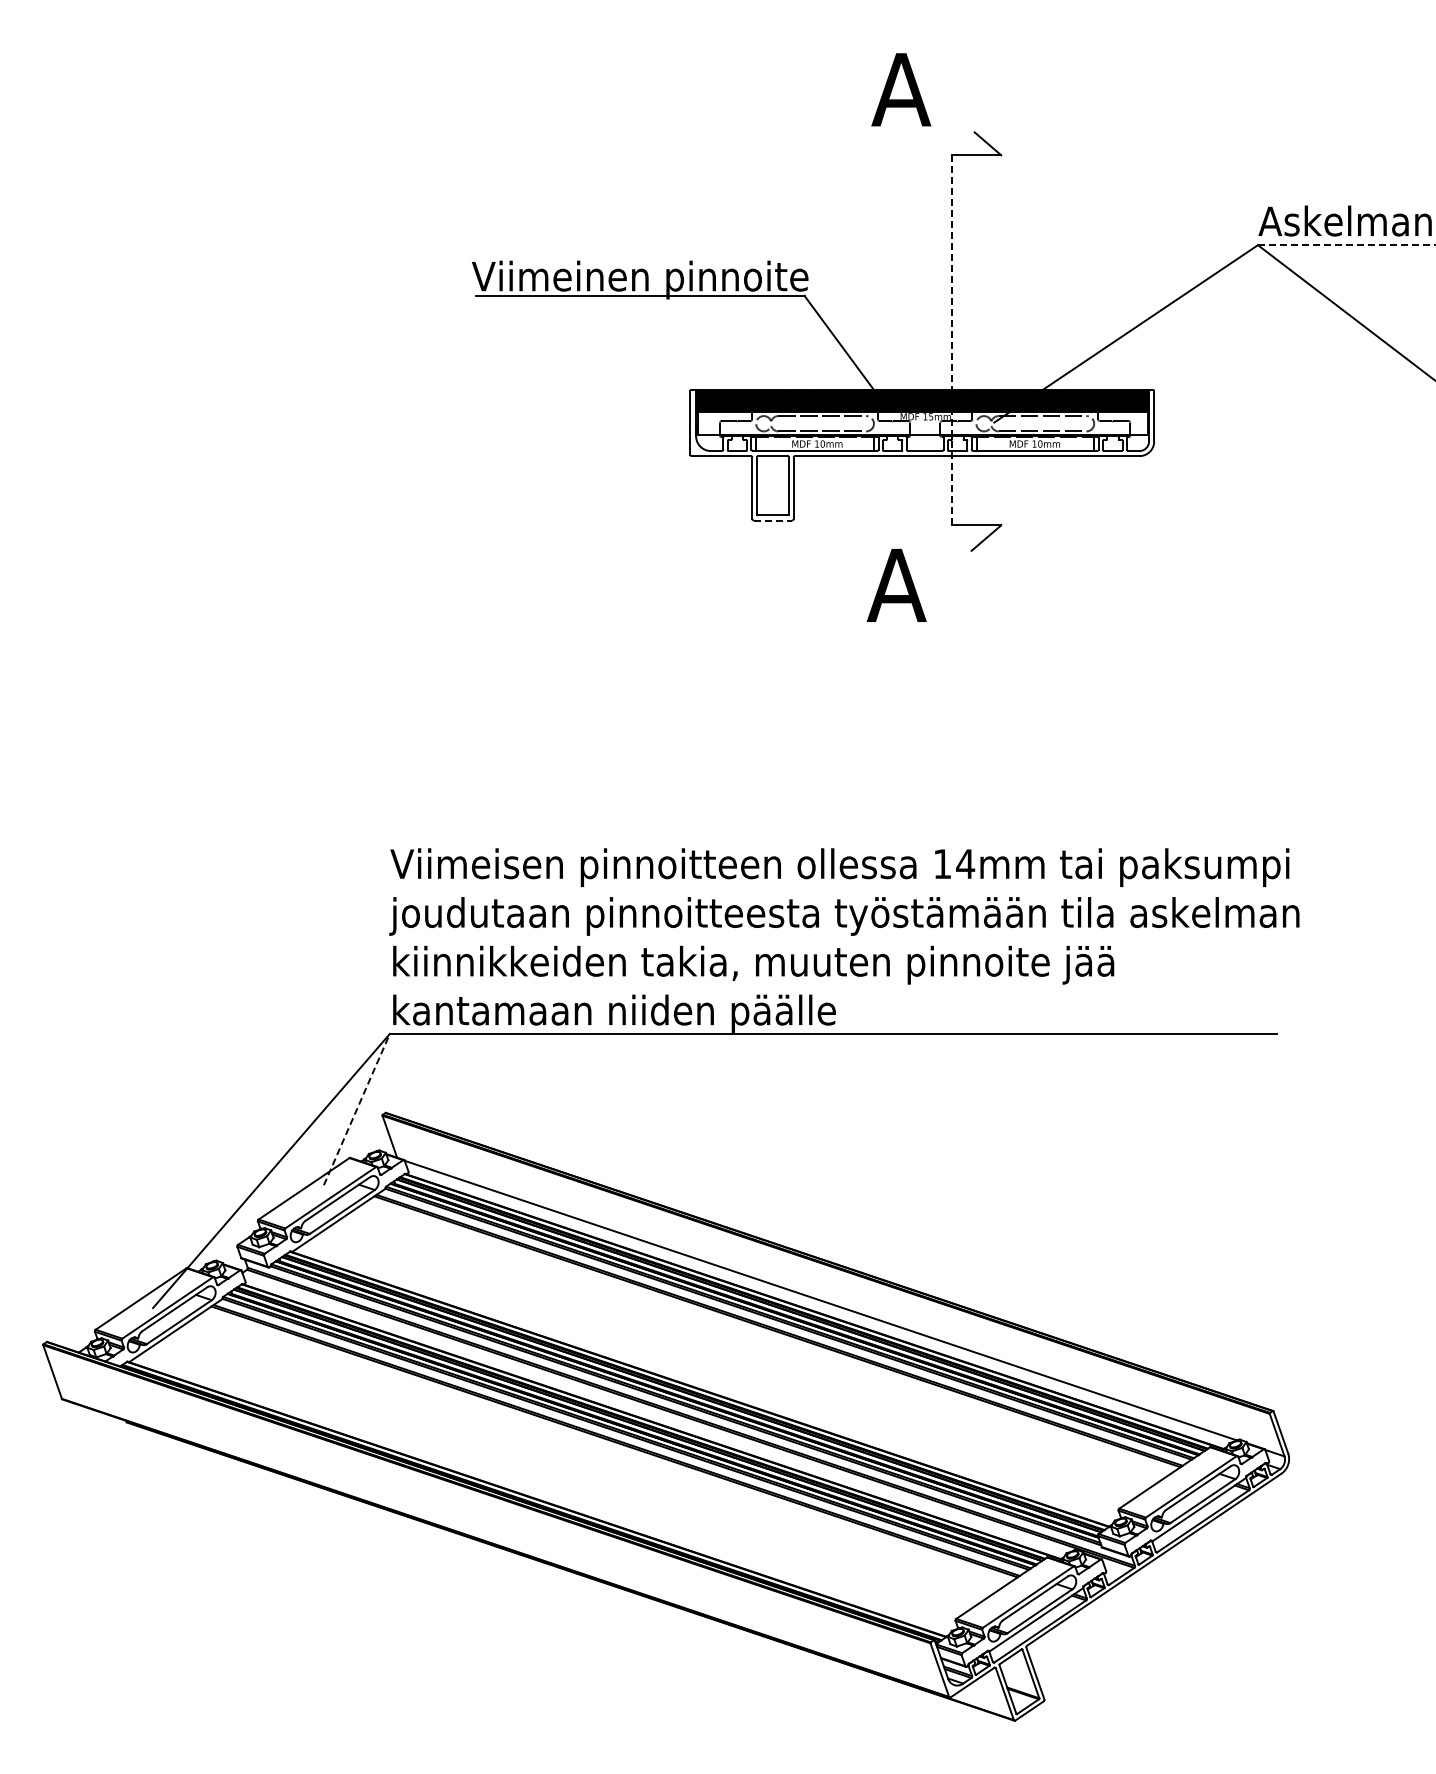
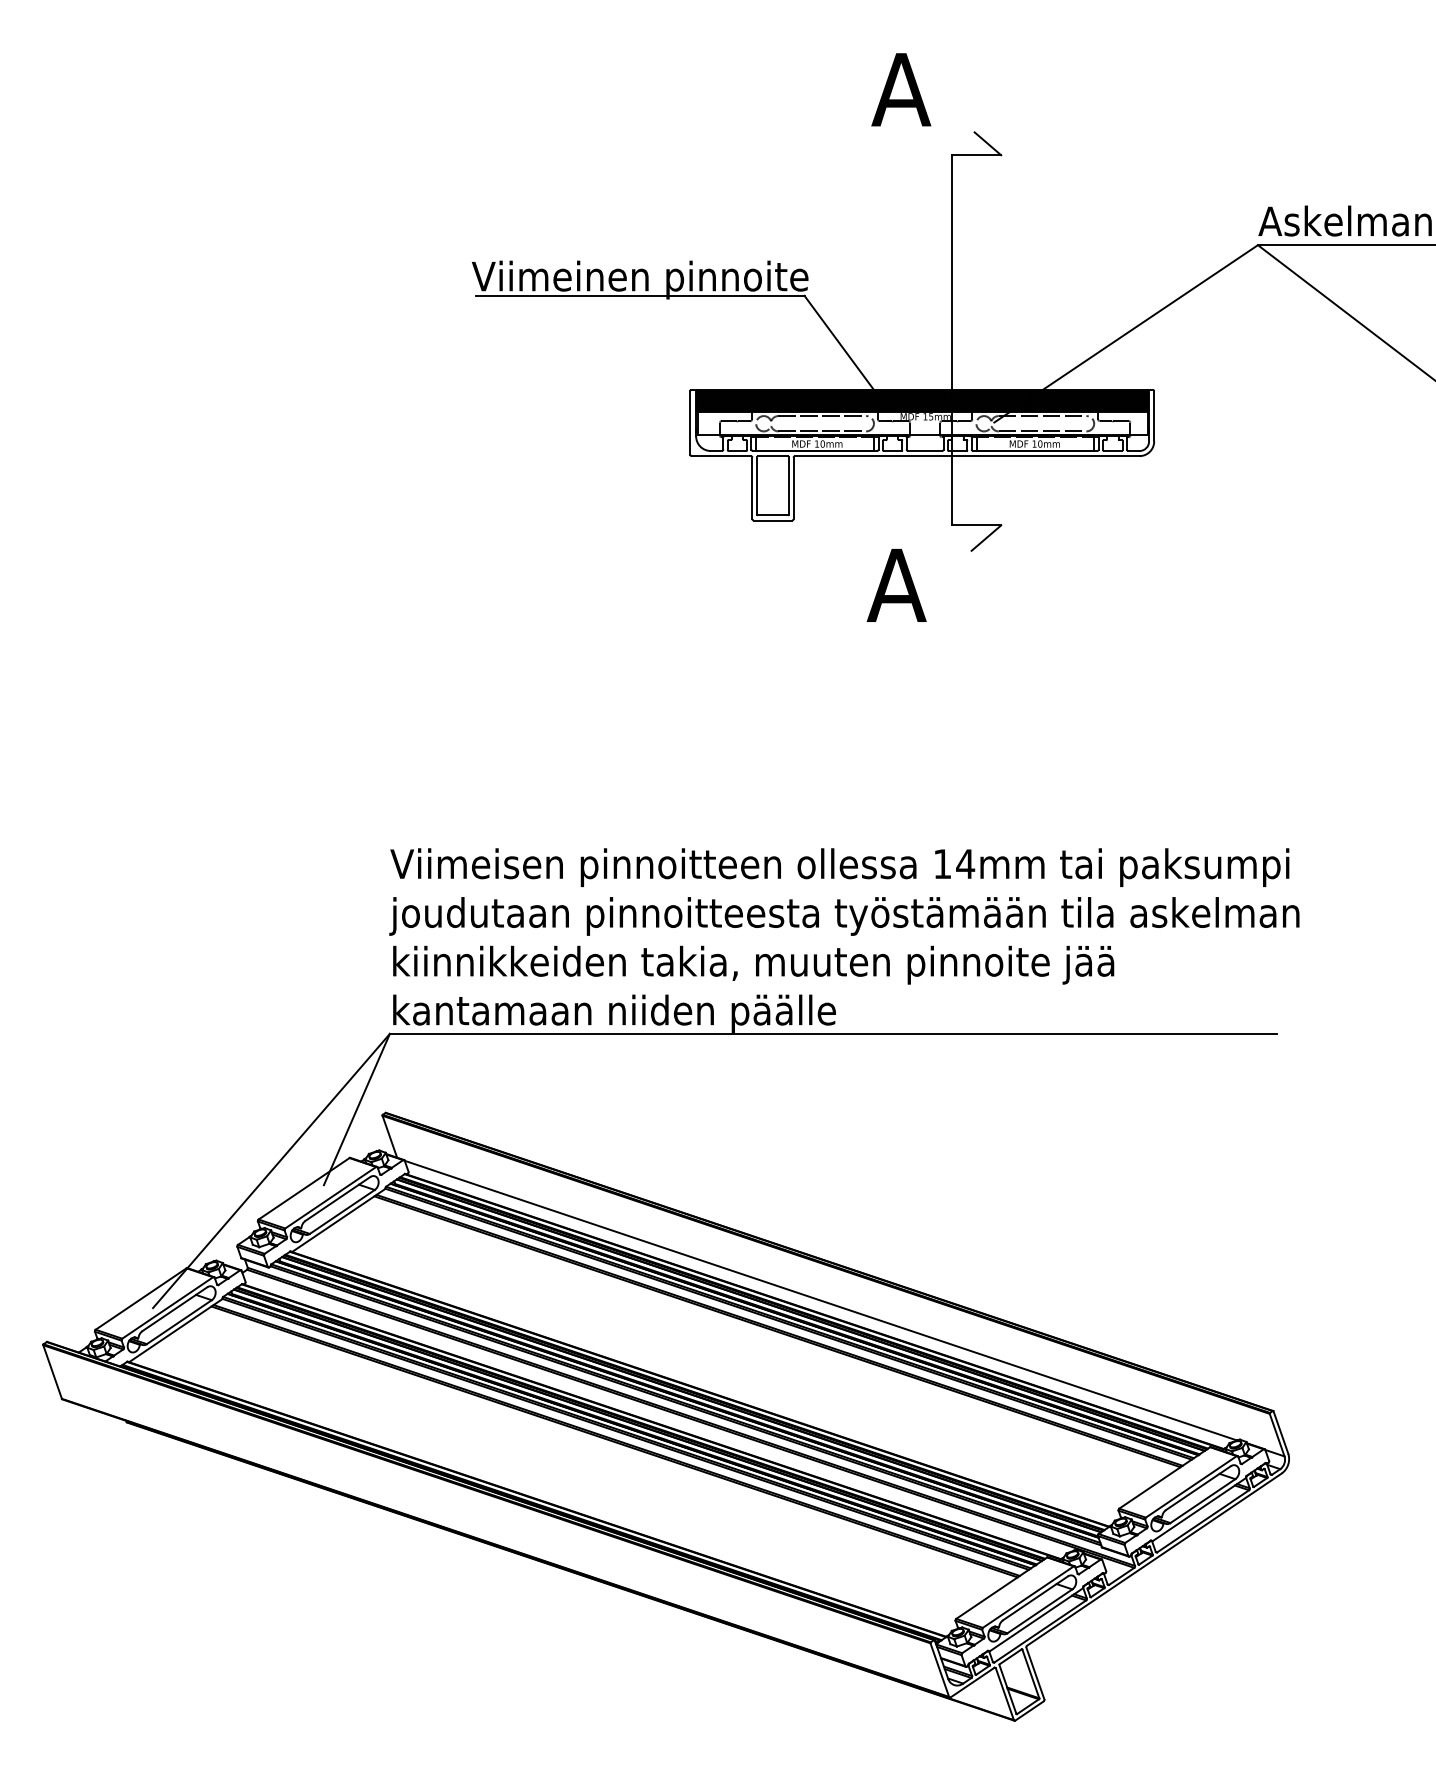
line: dashed -> solid (1346, 245)
line: dashed -> solid (952, 340)
line: dashed -> solid (773, 520)
line: dashed -> solid (356, 1109)
